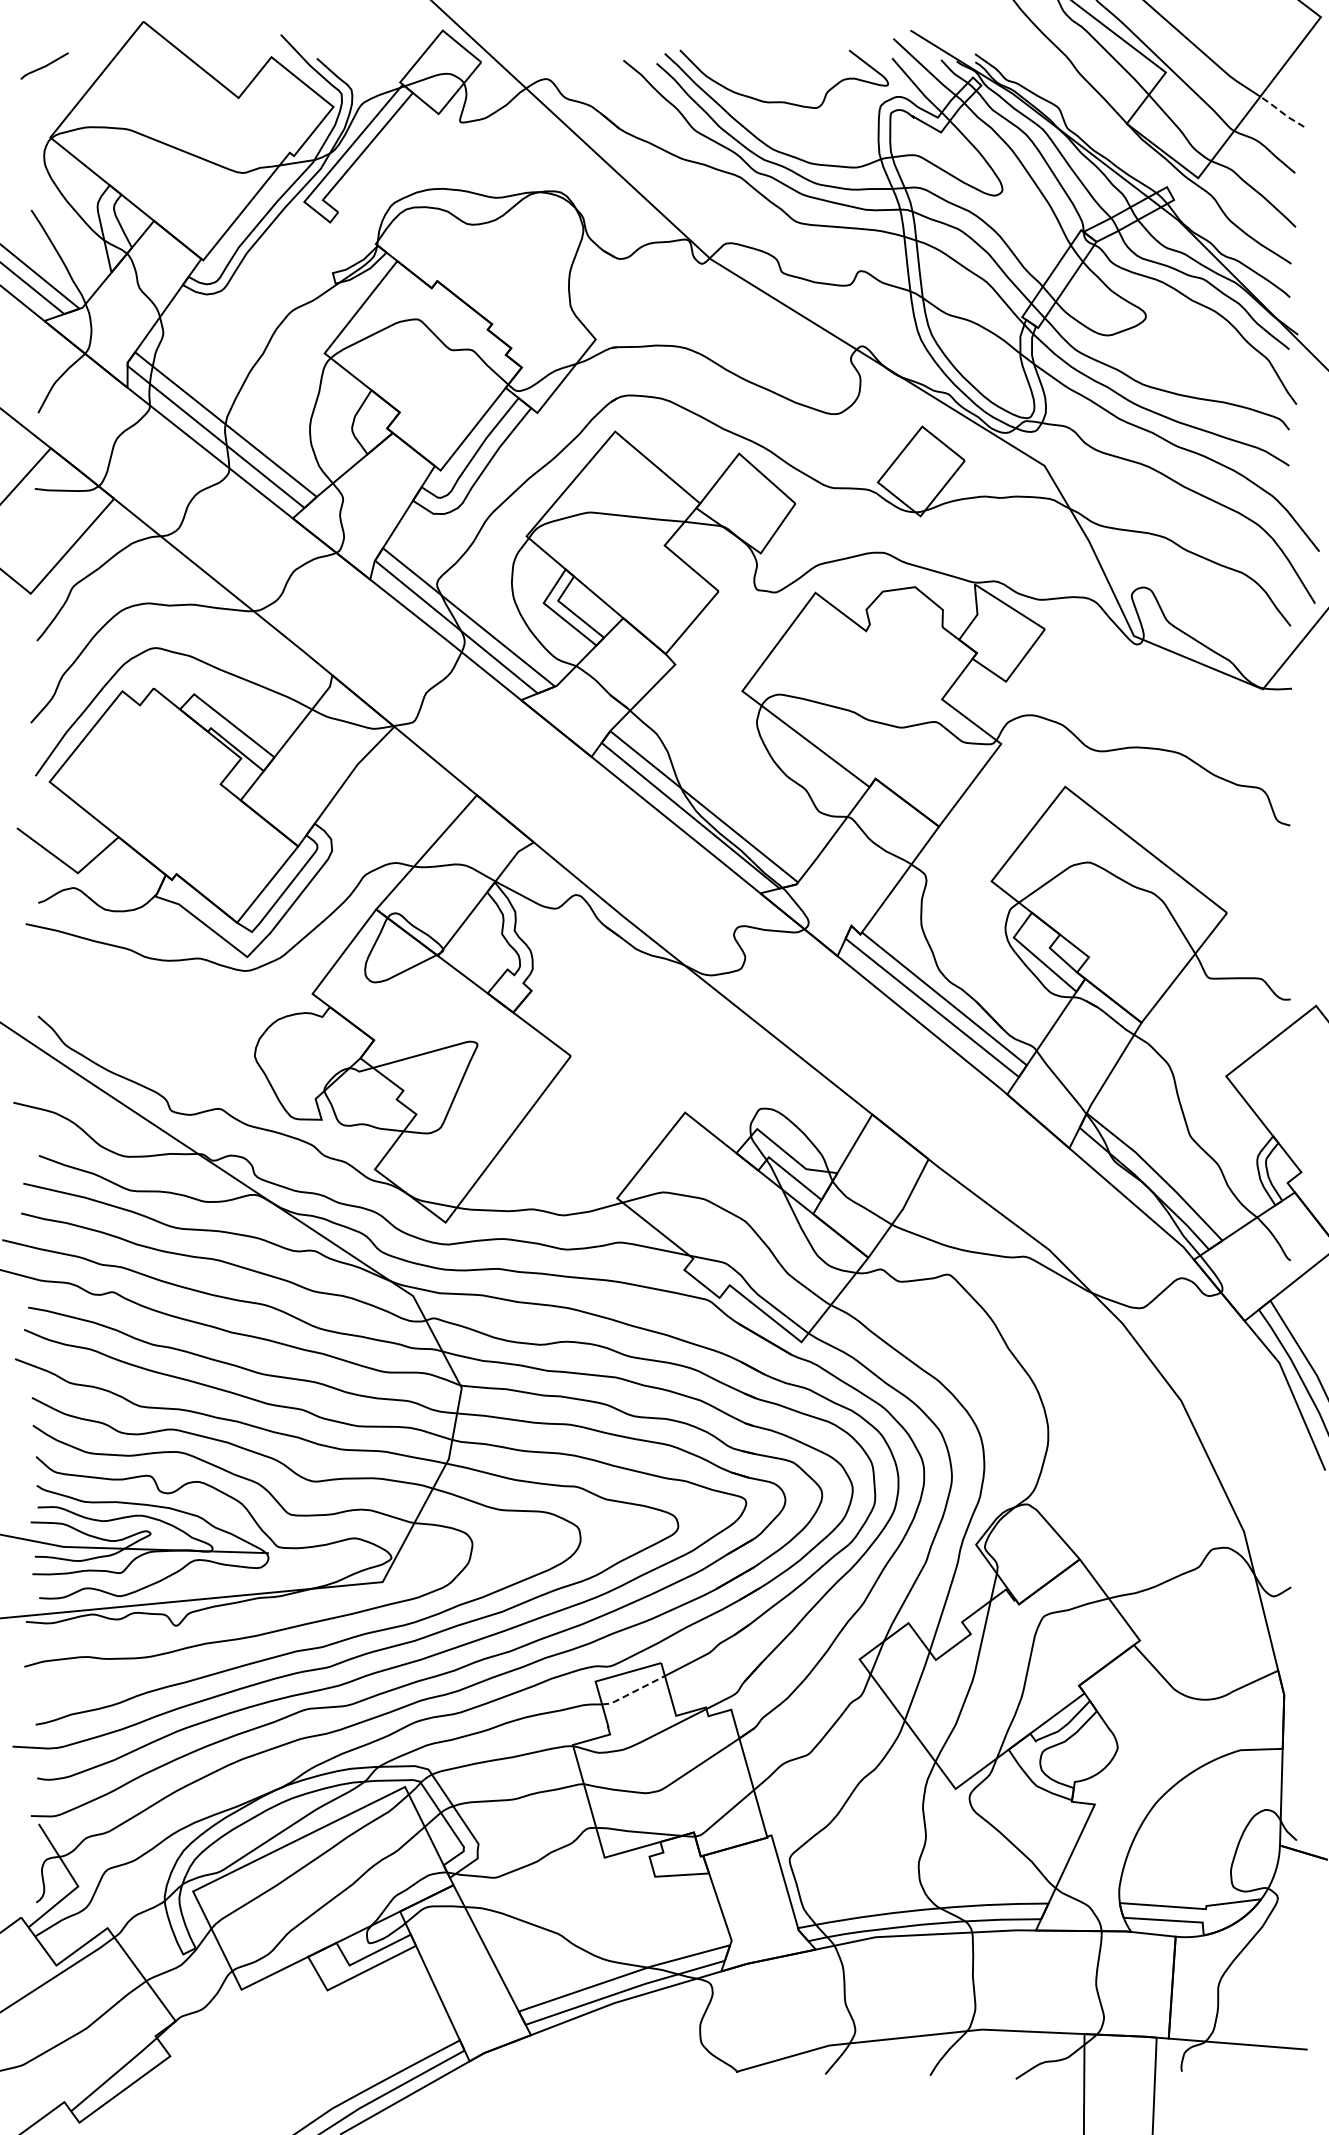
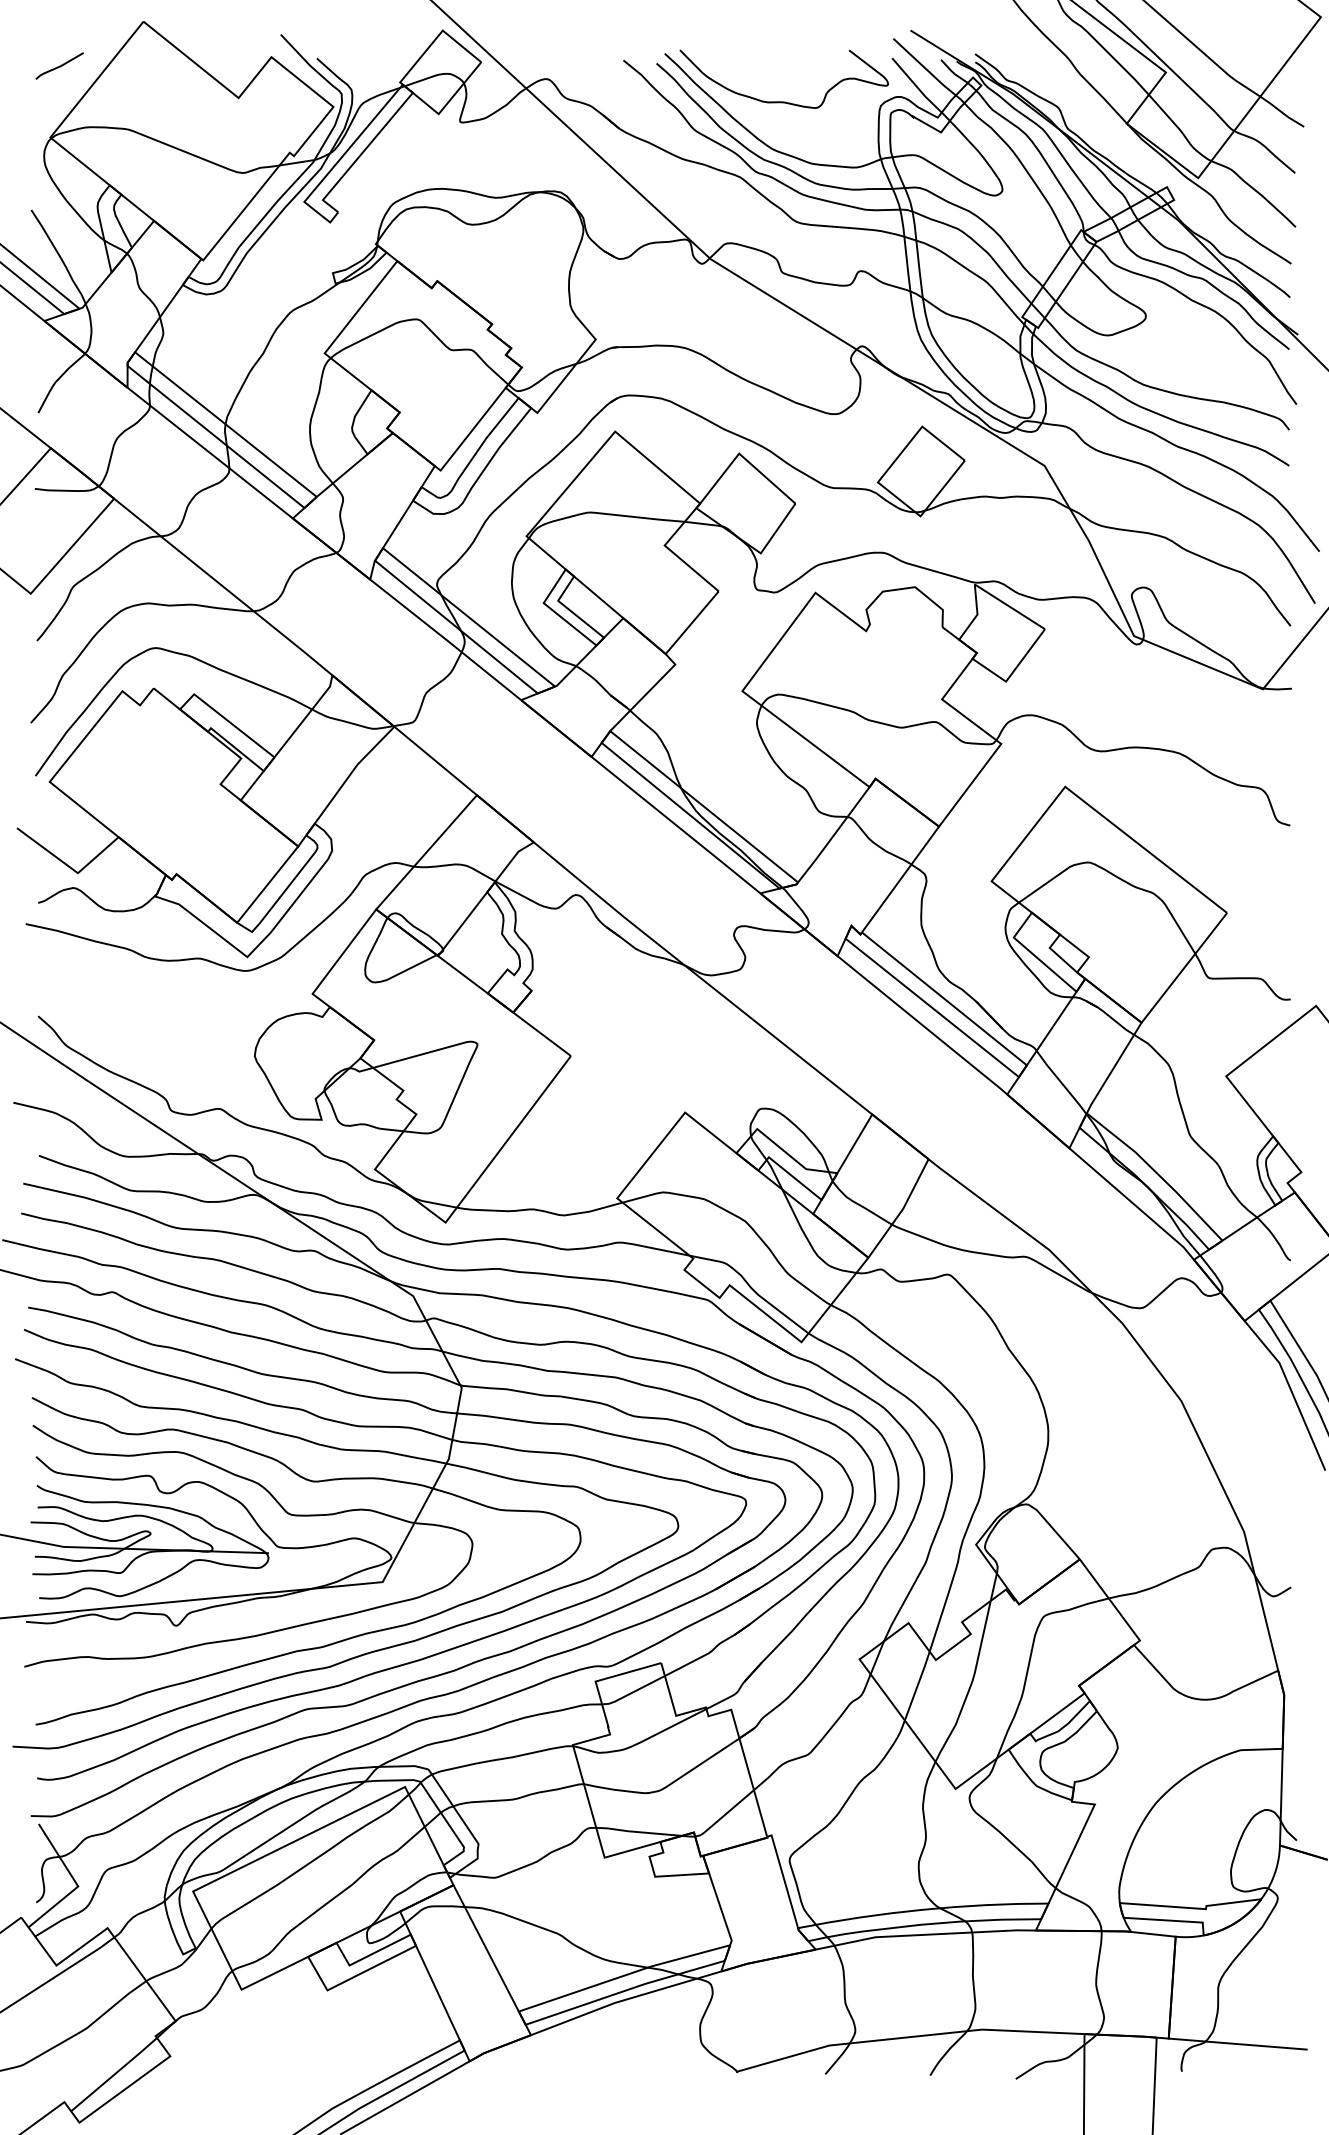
line position: (44, 65) -> (59, 65) (59, 65)
line: dashed -> solid (1282, 112)
line: dashed -> solid (632, 1692)
